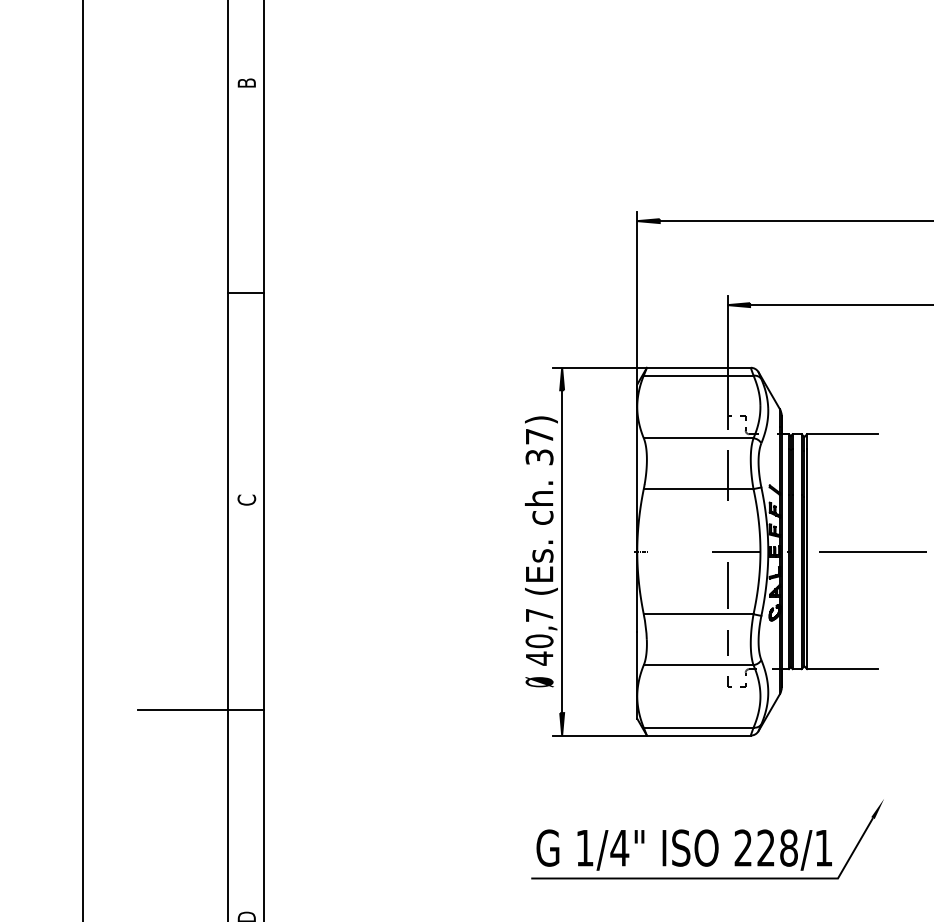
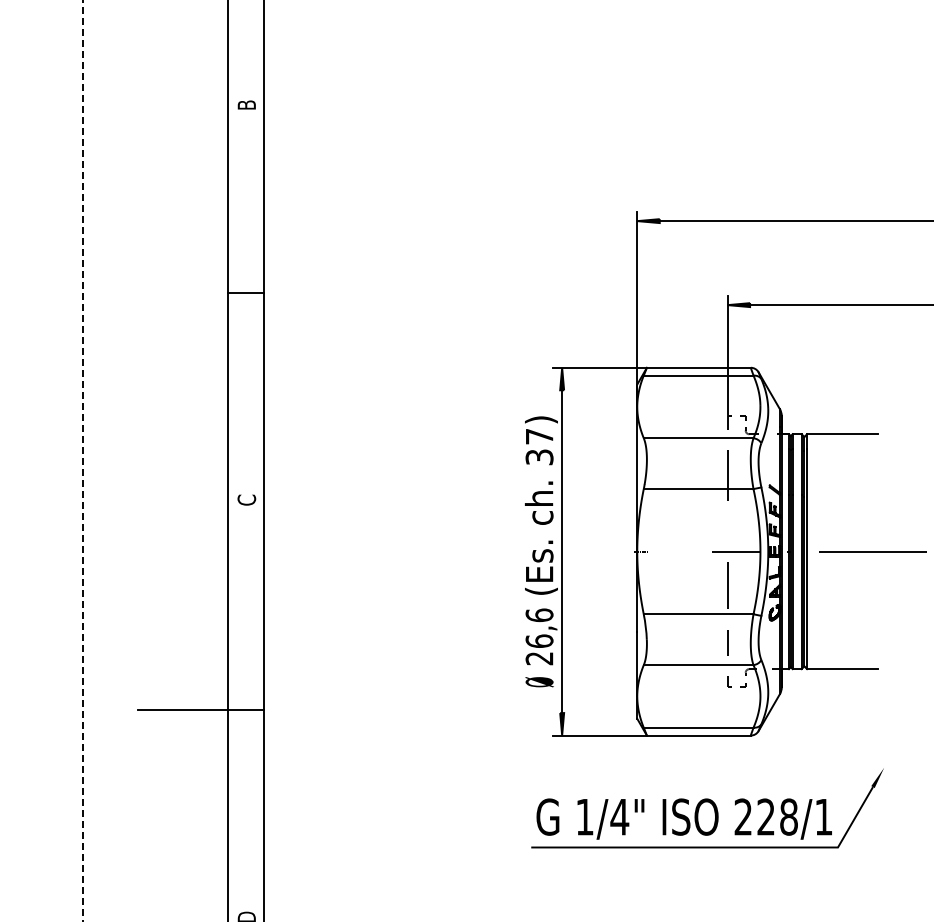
text position: (246, 82) -> (246, 104) (246, 104)
line: solid -> dashed (83, 461)
text: 40,7 -> 26,6 (539, 636)
part position: (707, 839) -> (707, 808) (707, 808)
